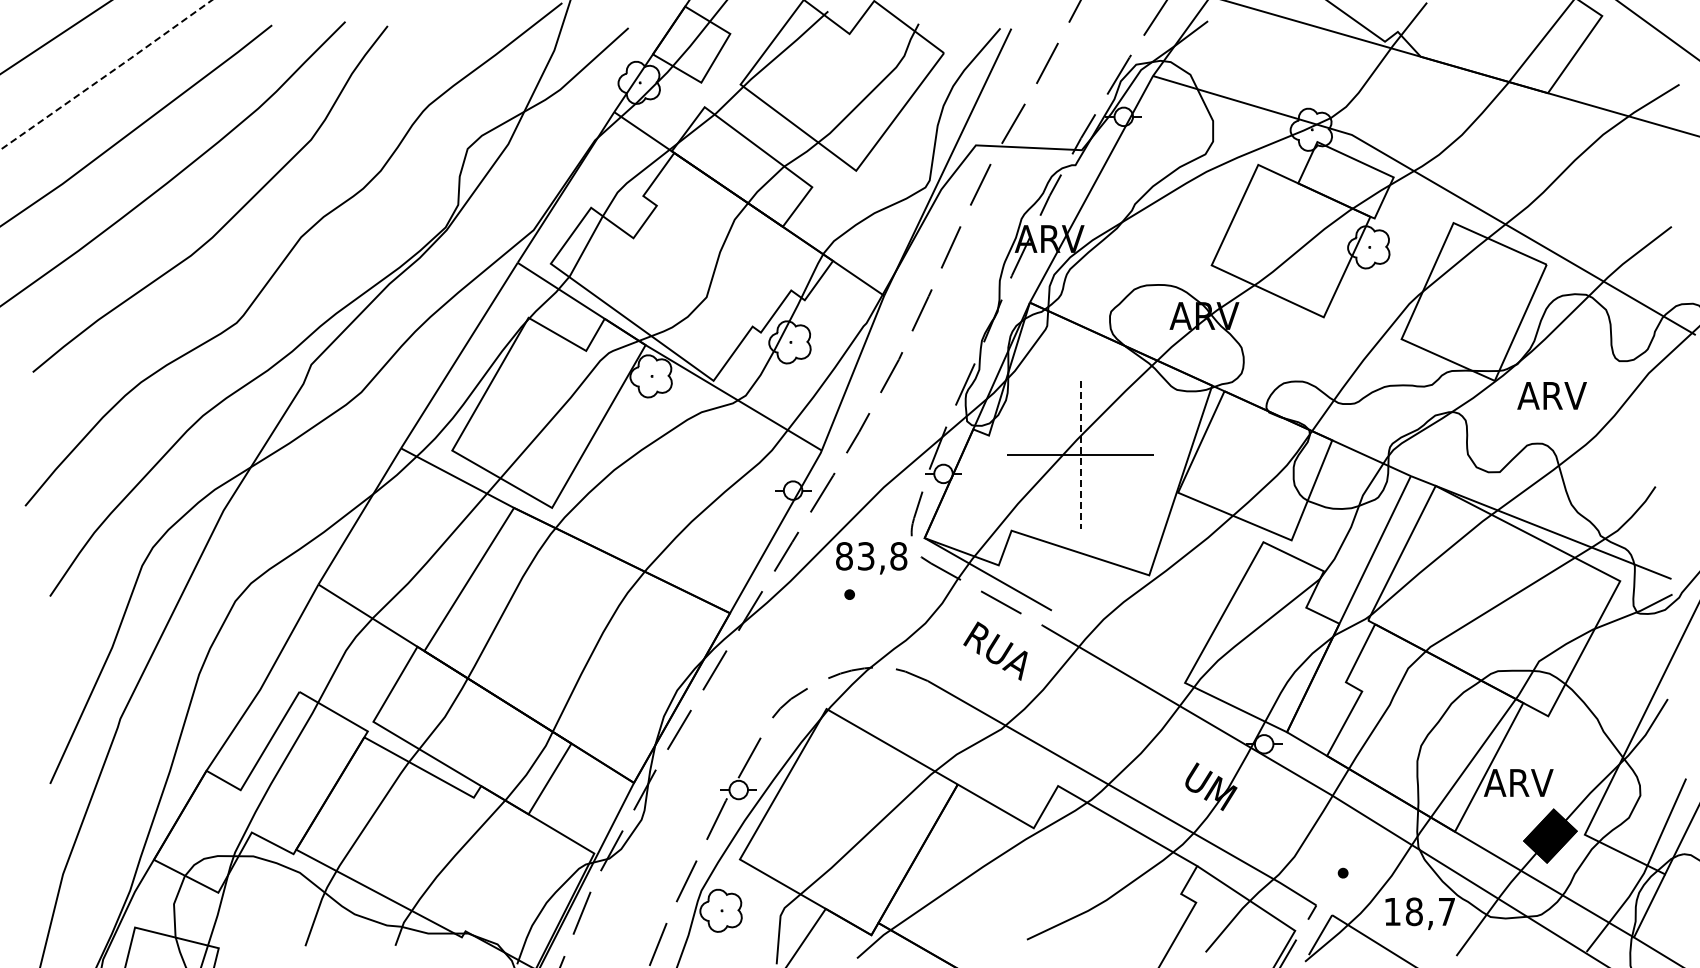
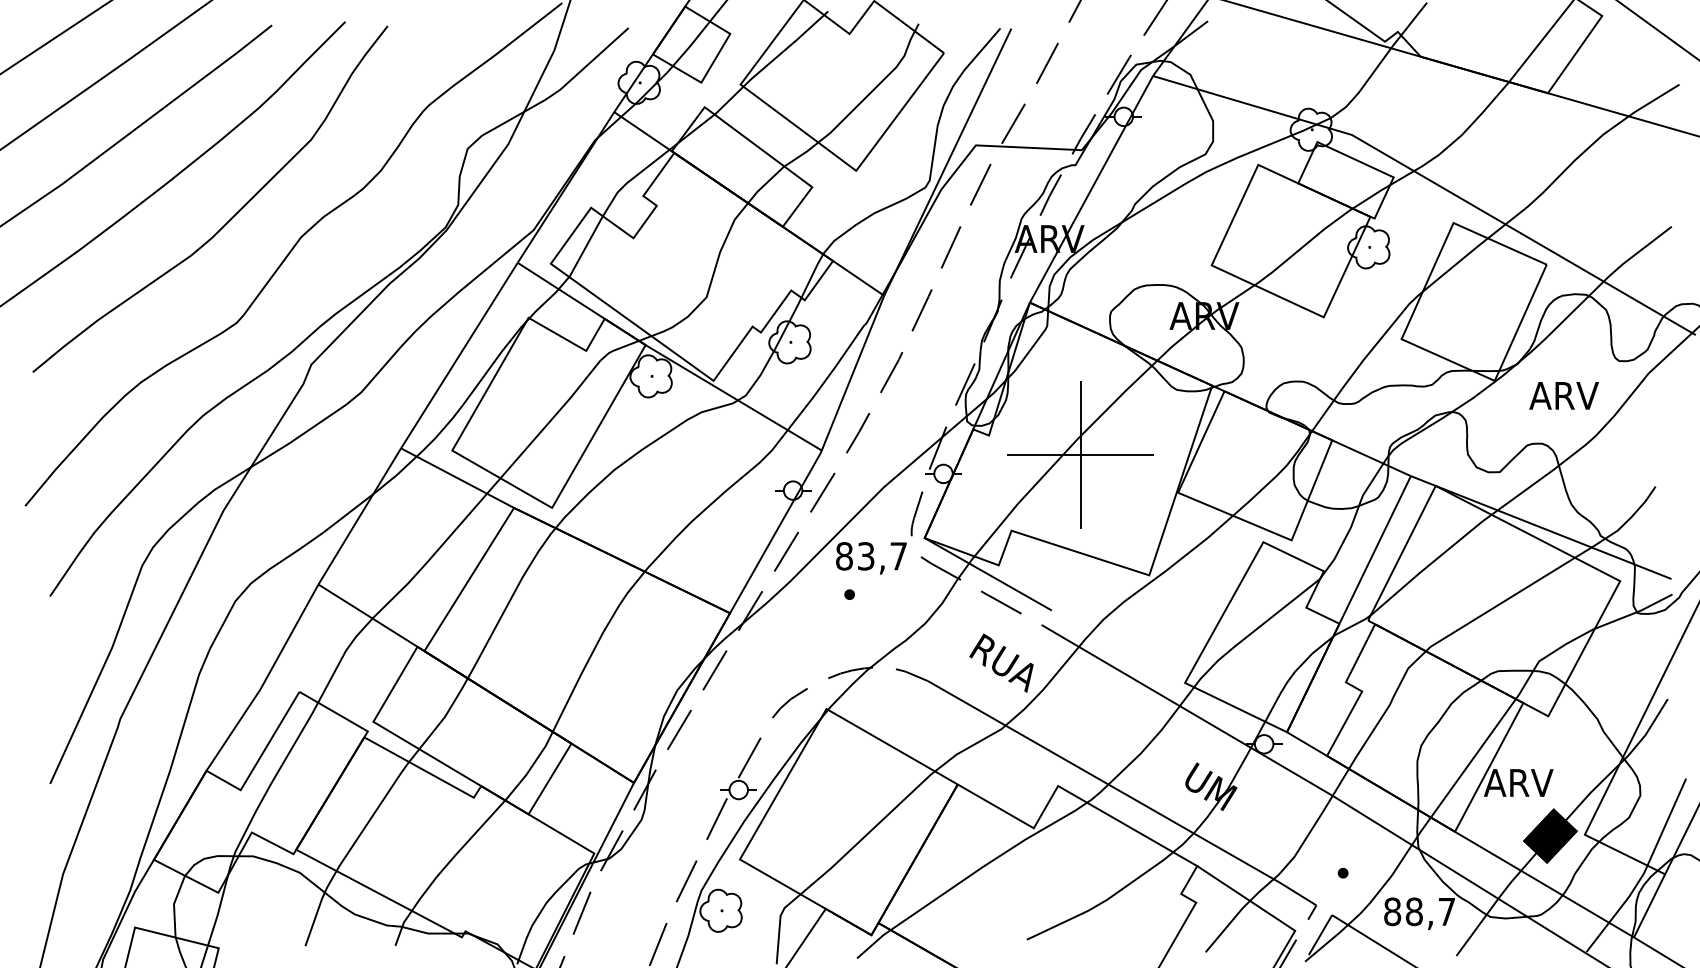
line: dashed -> solid (107, 74)
text position: (1551, 395) -> (1563, 395) (1563, 395)
line: dashed -> solid (1080, 455)
text: 83,8 -> 83,7 (898, 556)
text position: (995, 650) -> (1001, 662) (1001, 662)
text: 18,7 -> 88,7 (1392, 911)
